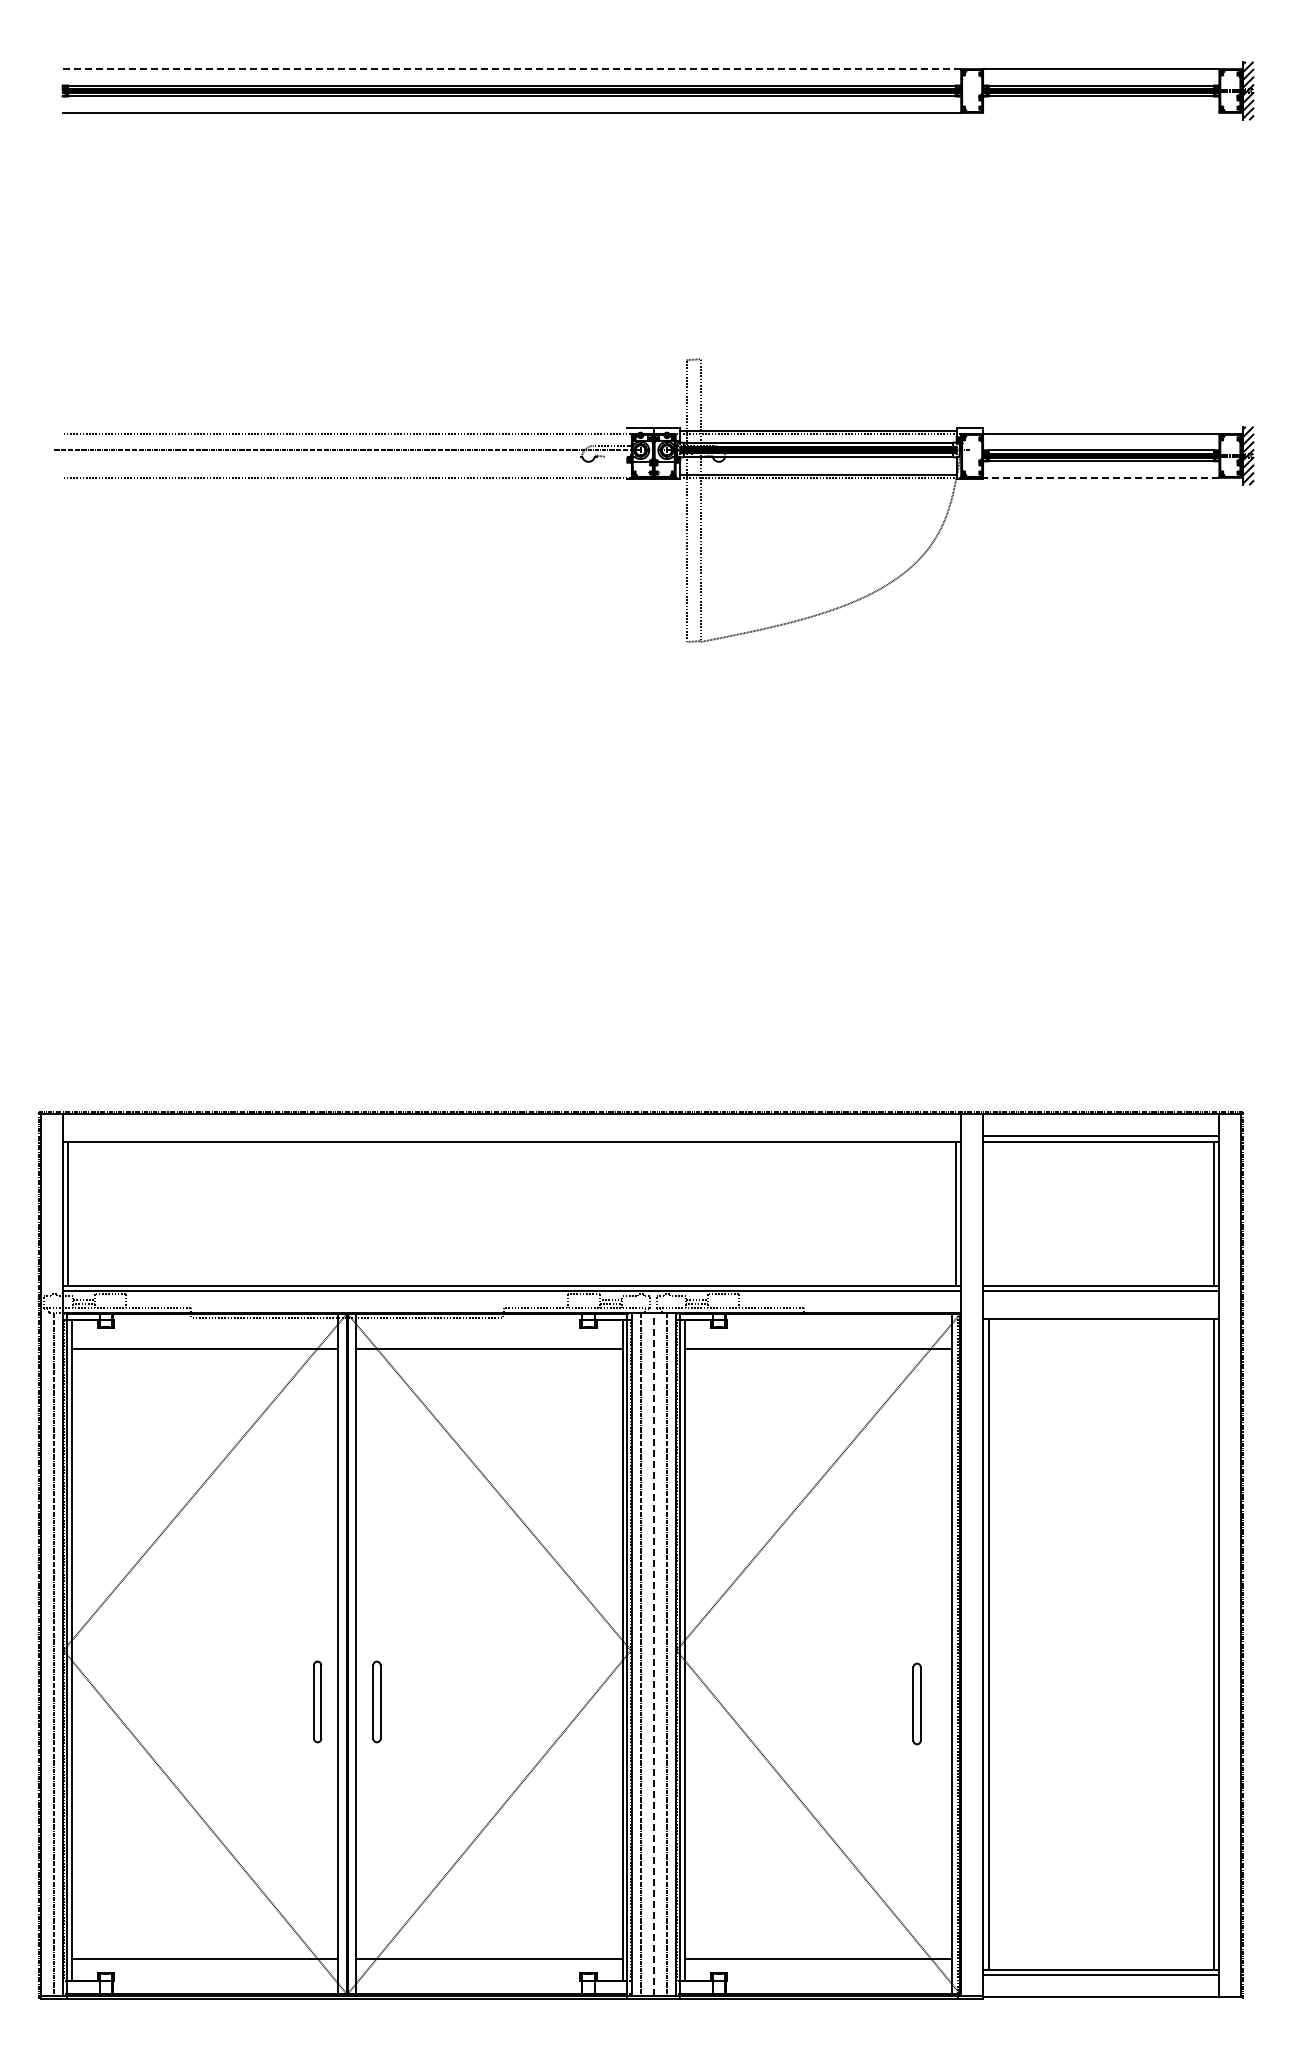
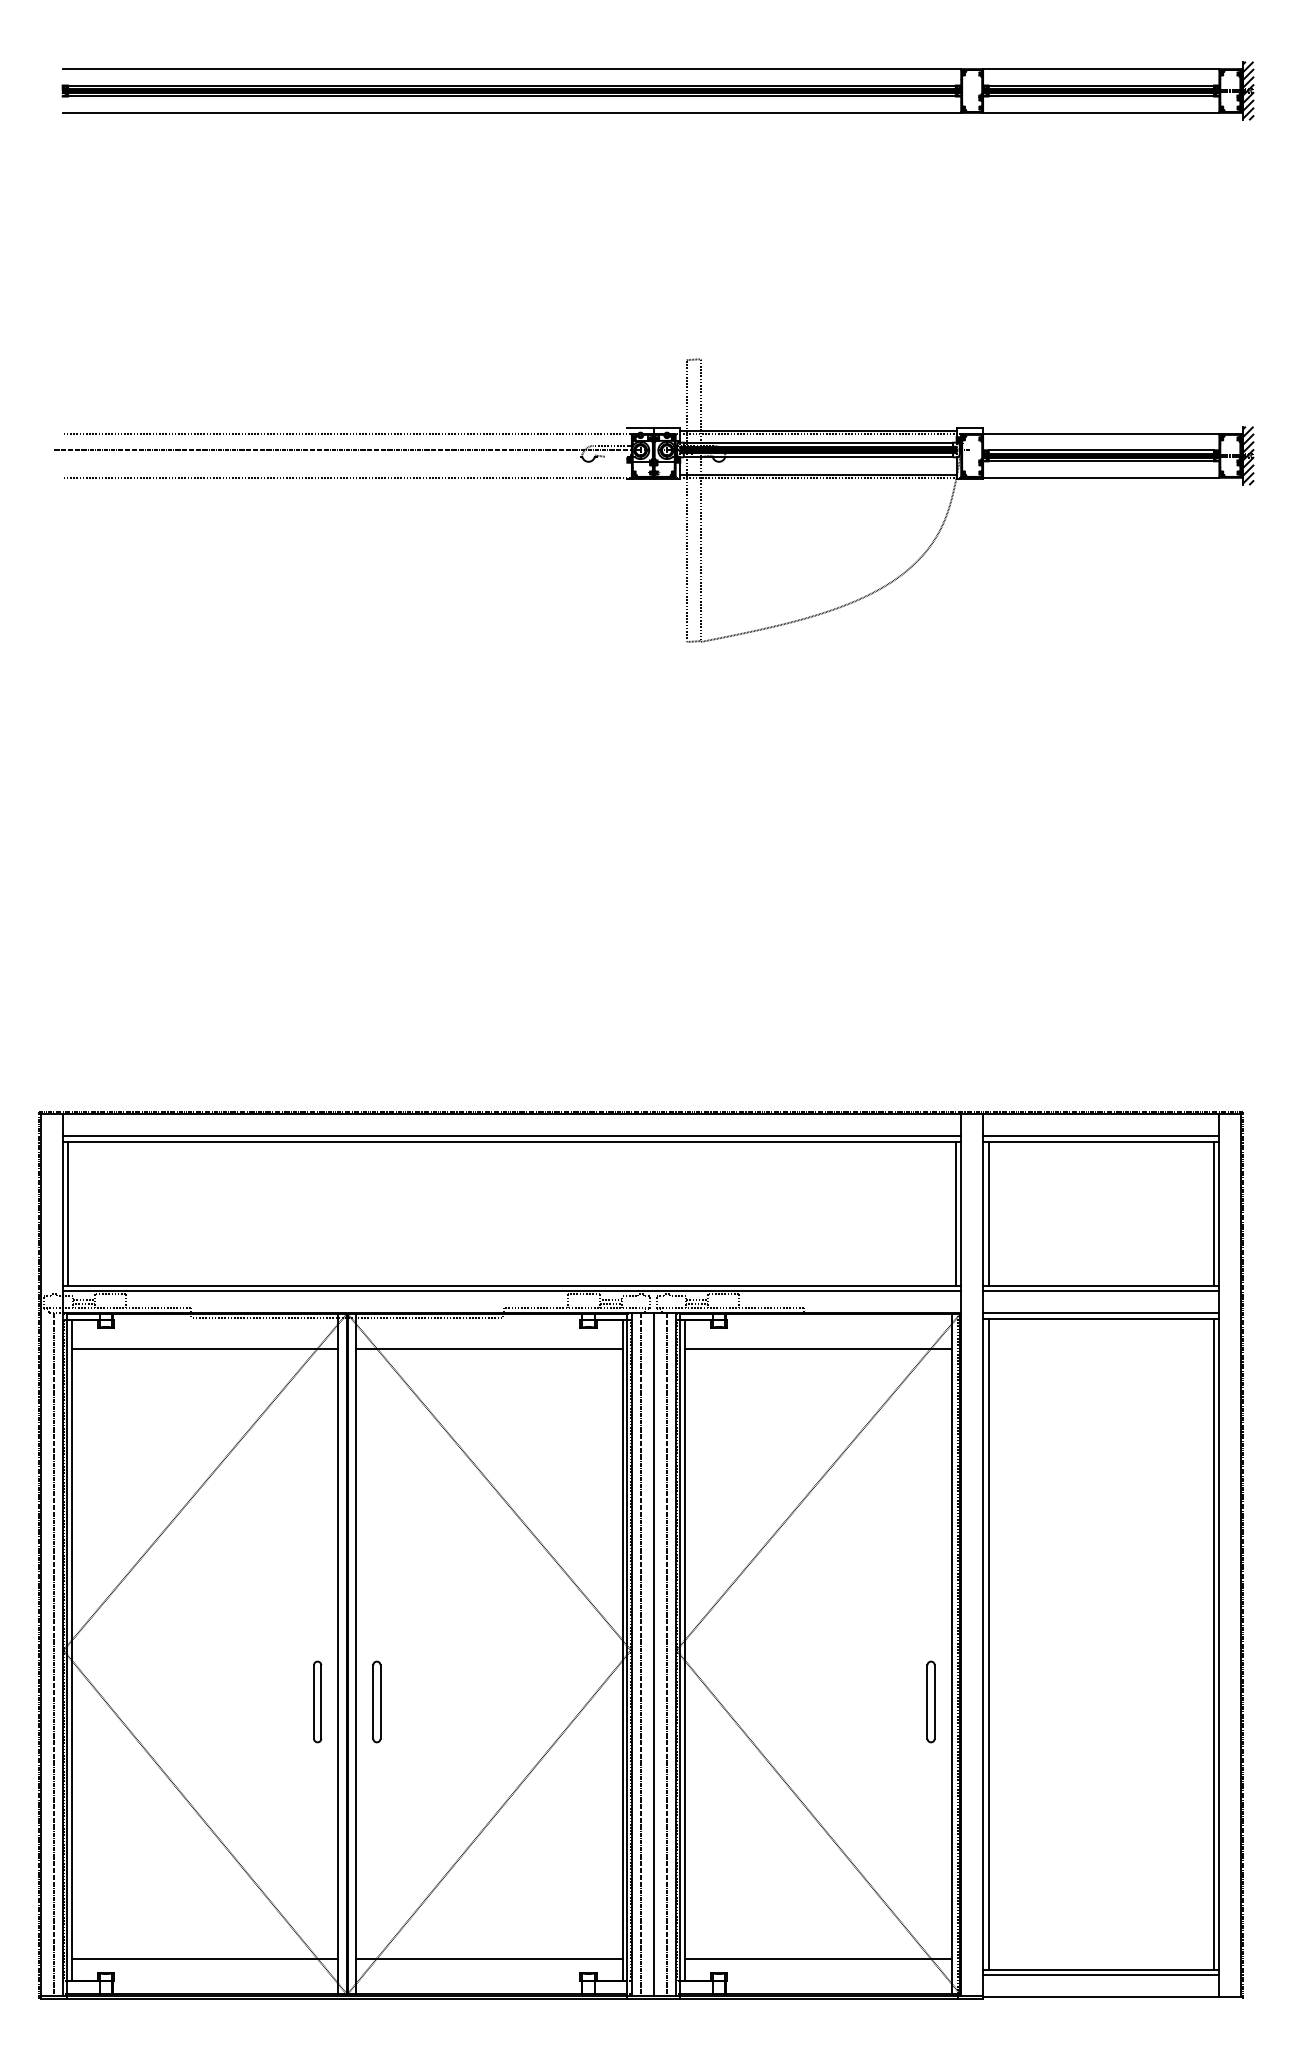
line: dashed -> solid (512, 69)
line: none -> present (1101, 112)
line: dashed -> solid (1100, 477)
line: none -> present (511, 1136)
line: none -> present (988, 1213)
line: none -> present (1101, 1313)
line: dashed -> solid (653, 1653)
part position: (916, 1703) -> (930, 1701) (930, 1701)
